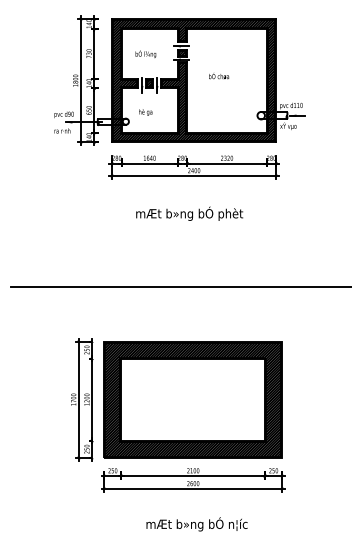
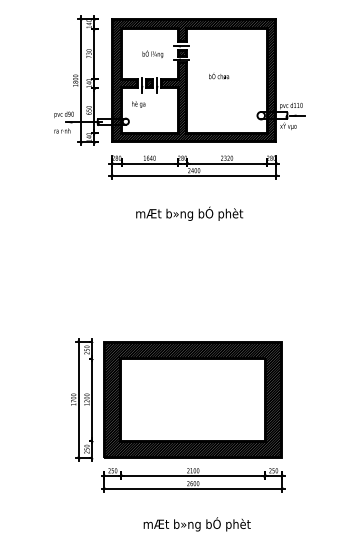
text position: (145, 53) -> (152, 53) (152, 53)
text position: (145, 112) -> (138, 104) (138, 104)
line: present -> none (179, 287)
text: mÆt b»ng bÓ n¦íc -> mÆt b»ng bÓ phèt (196, 524)
